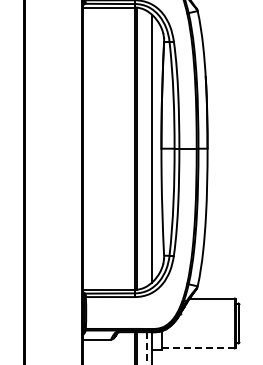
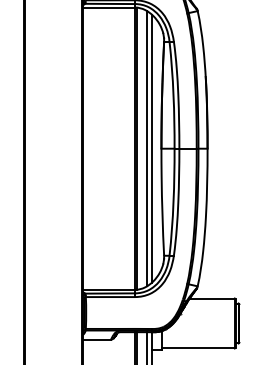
line: none -> present (147, 148)
line: dashed -> solid (147, 348)
line: dashed -> solid (198, 348)
